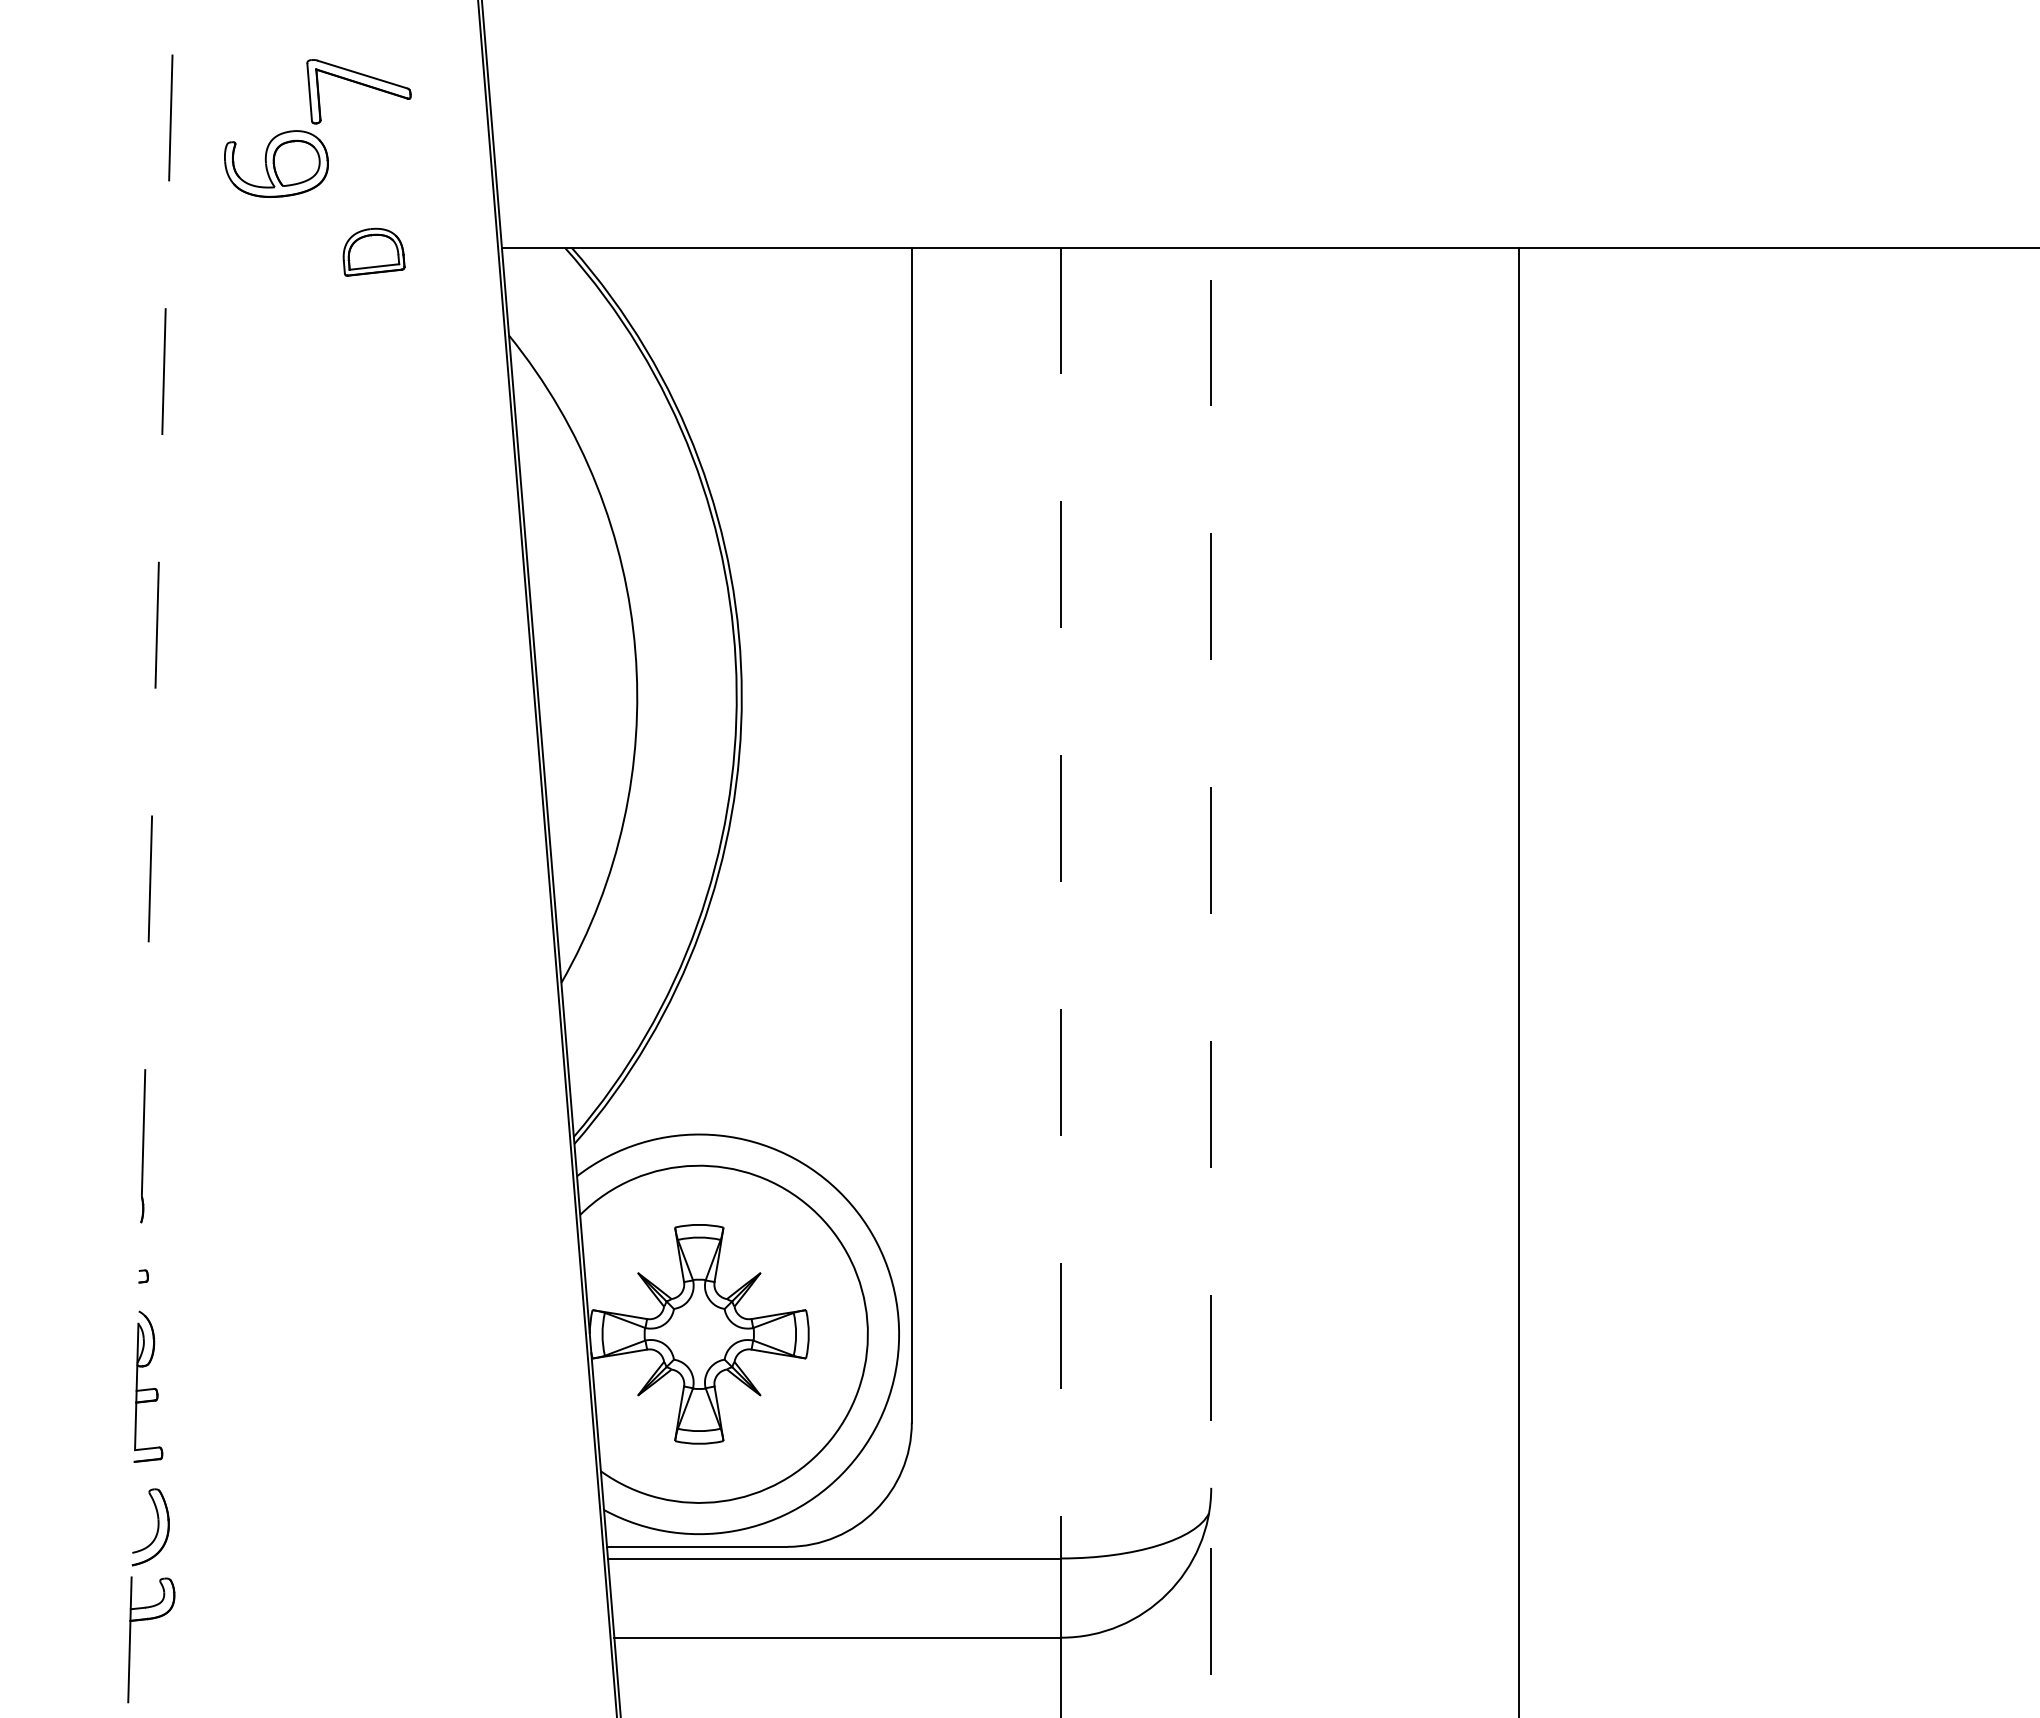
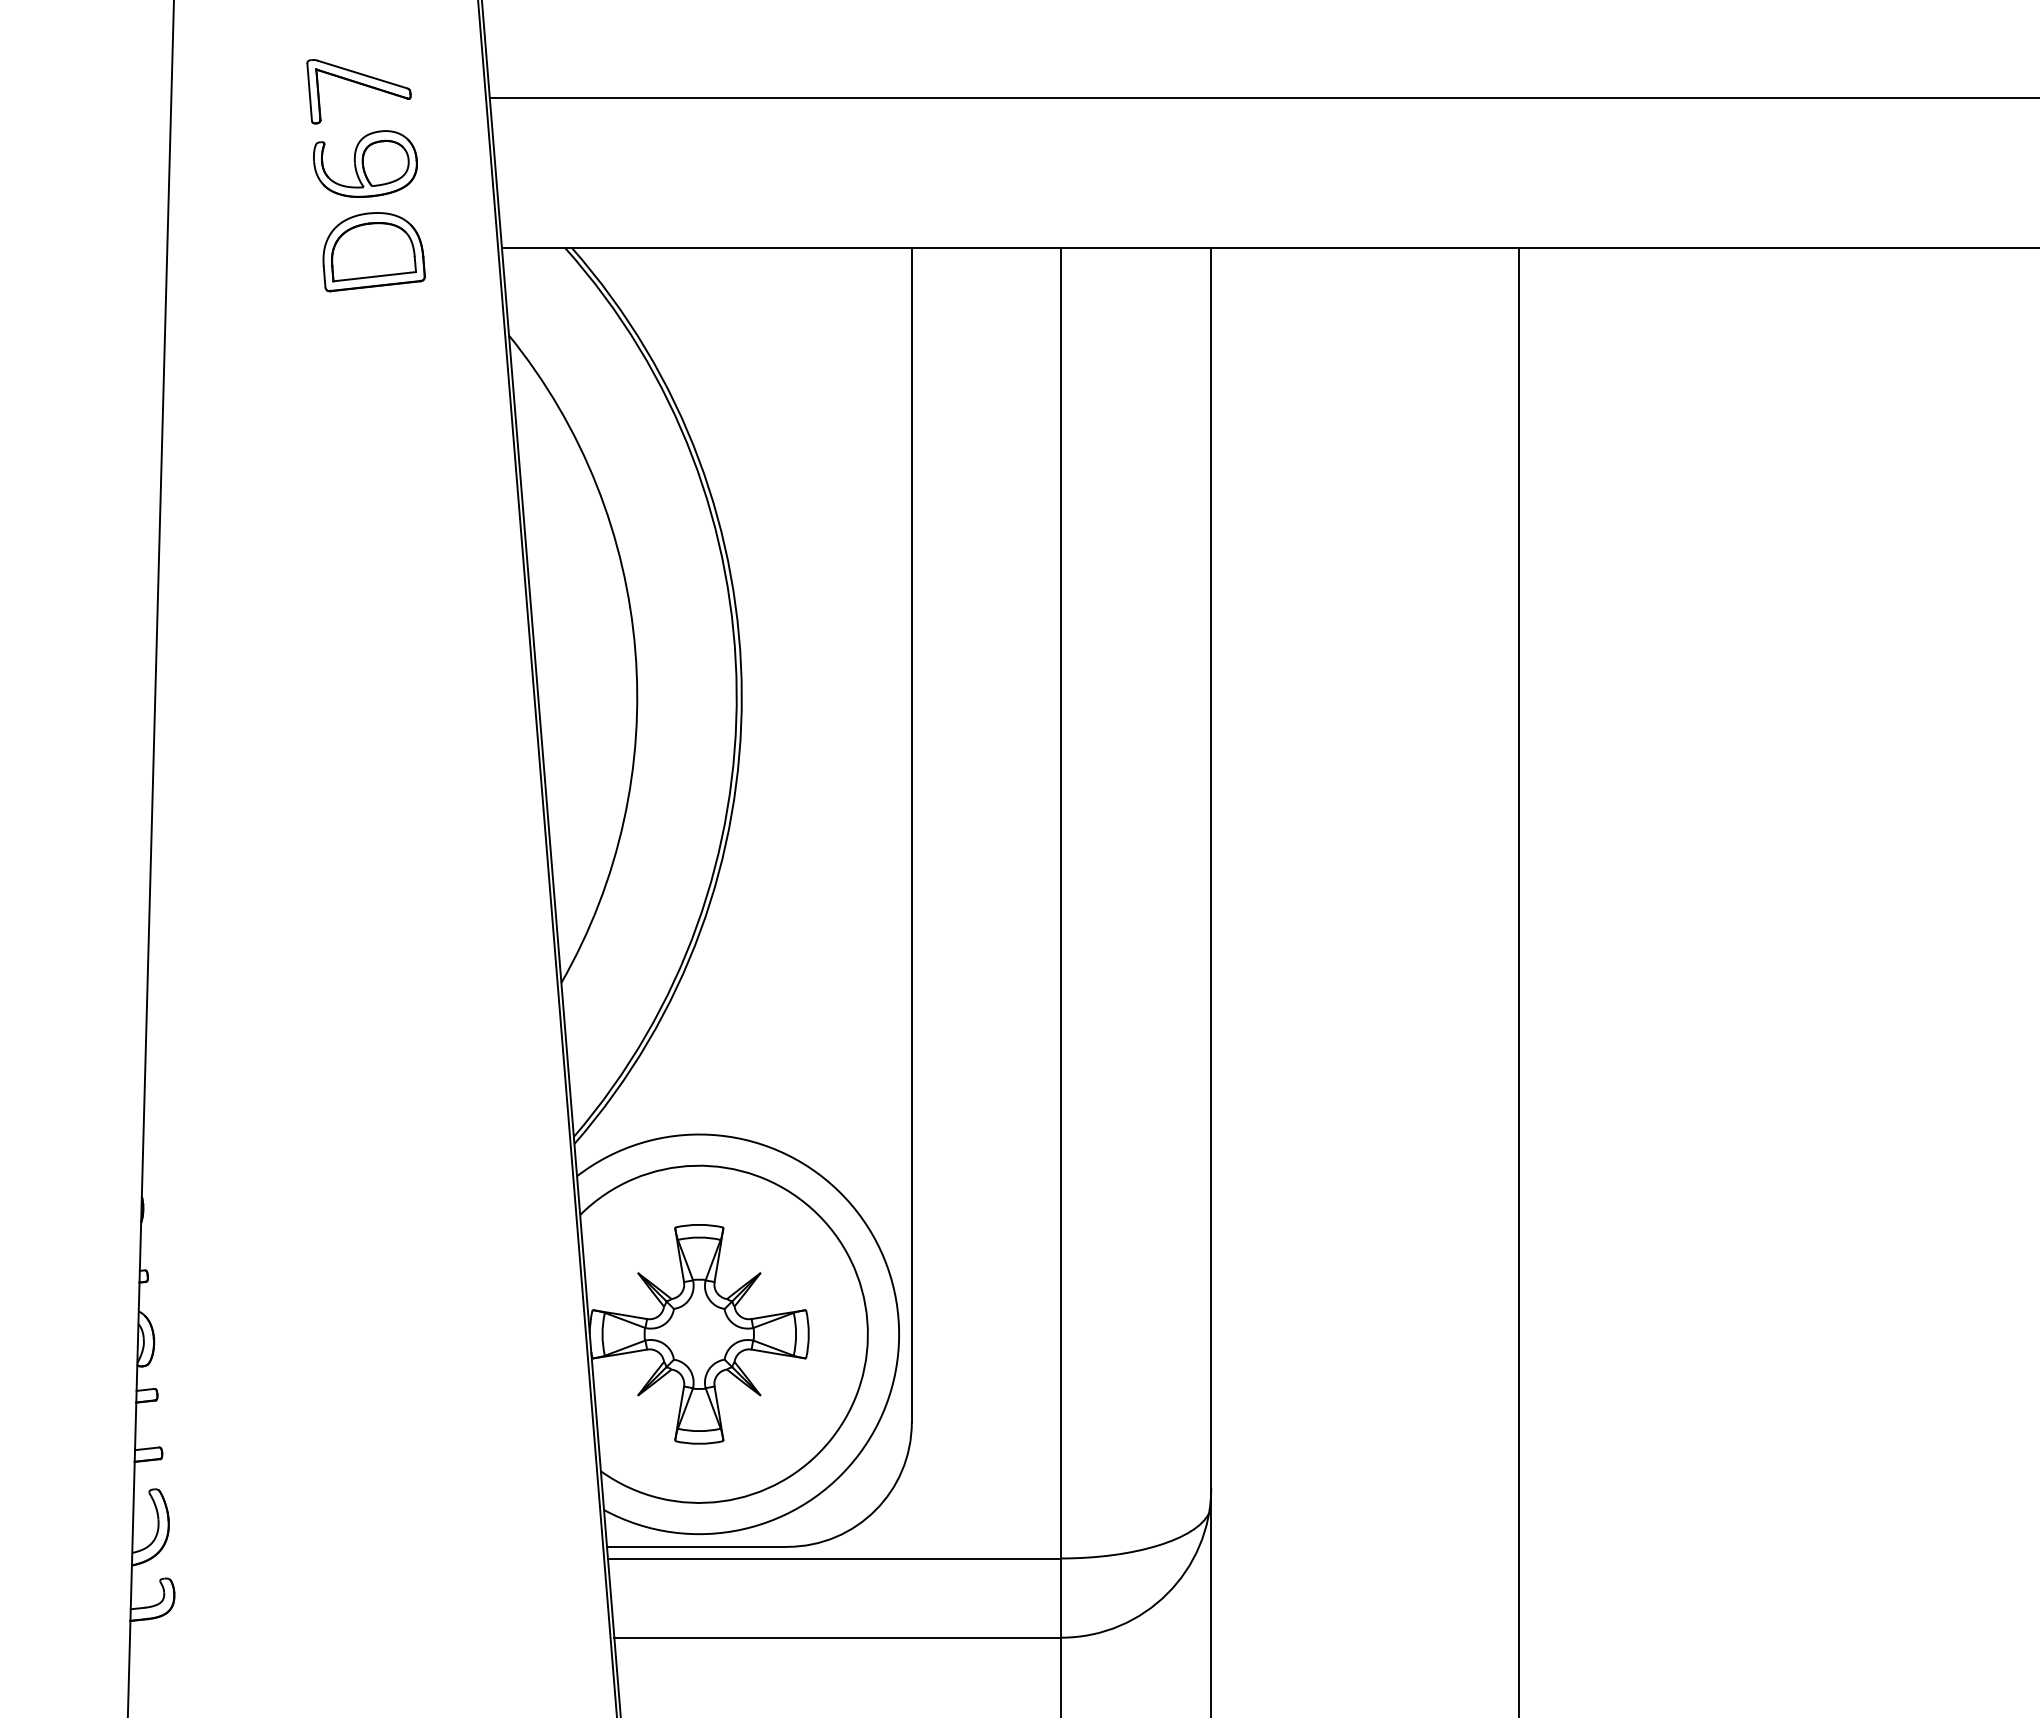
line: none -> present (1262, 97)
part position: (276, 163) -> (365, 163) (365, 163)
part size: 64x50 px -> 104x81 px (373, 252)
line: dashed -> solid (150, 859)
line: dashed -> solid (1061, 903)
line: dashed -> solid (1211, 982)
